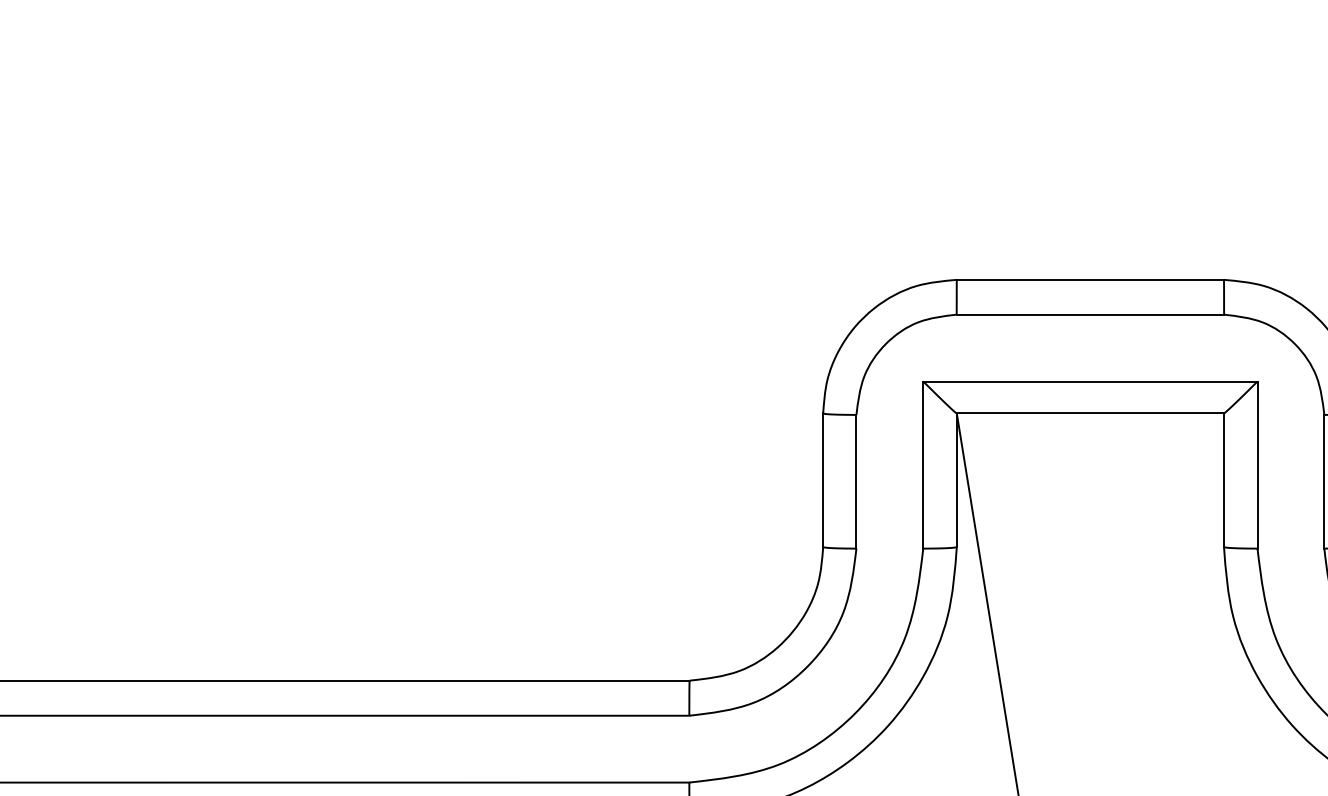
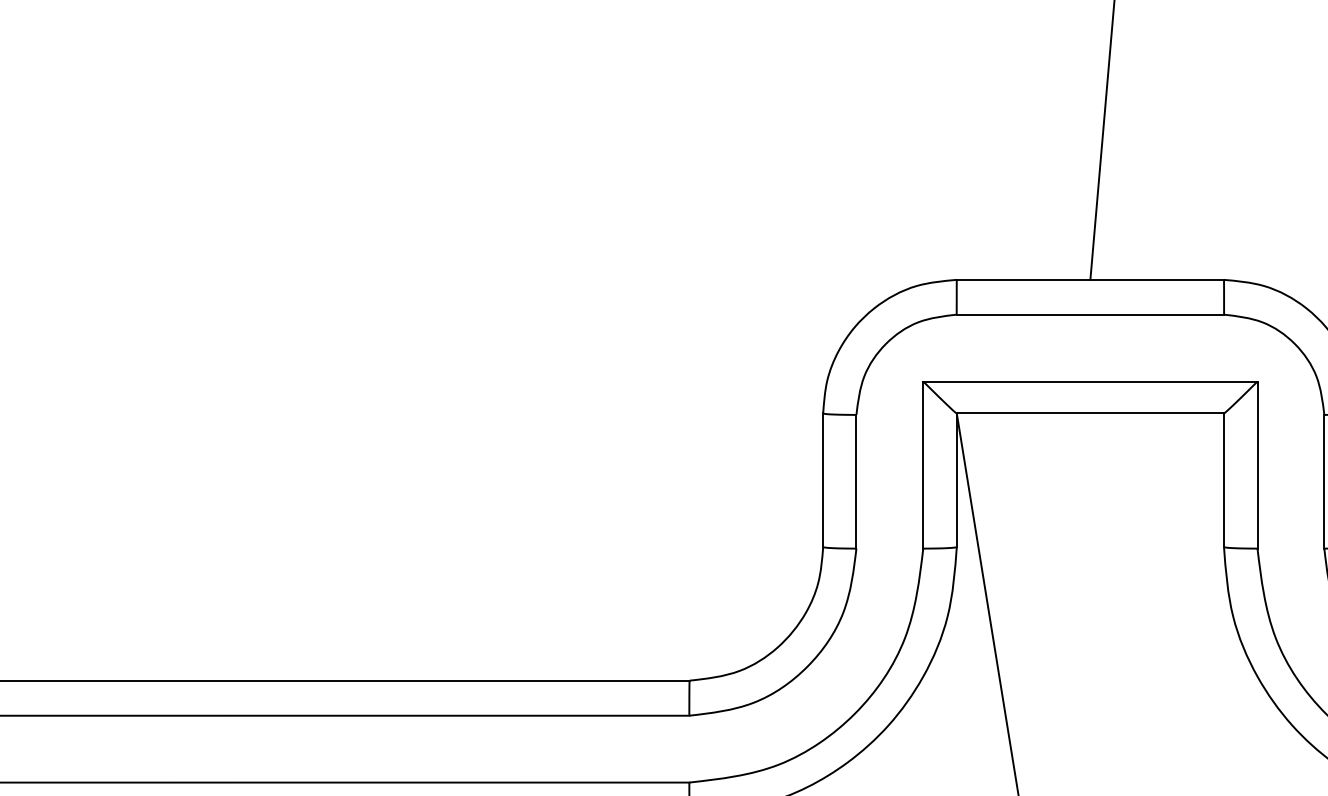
line: none -> present (1102, 140)
